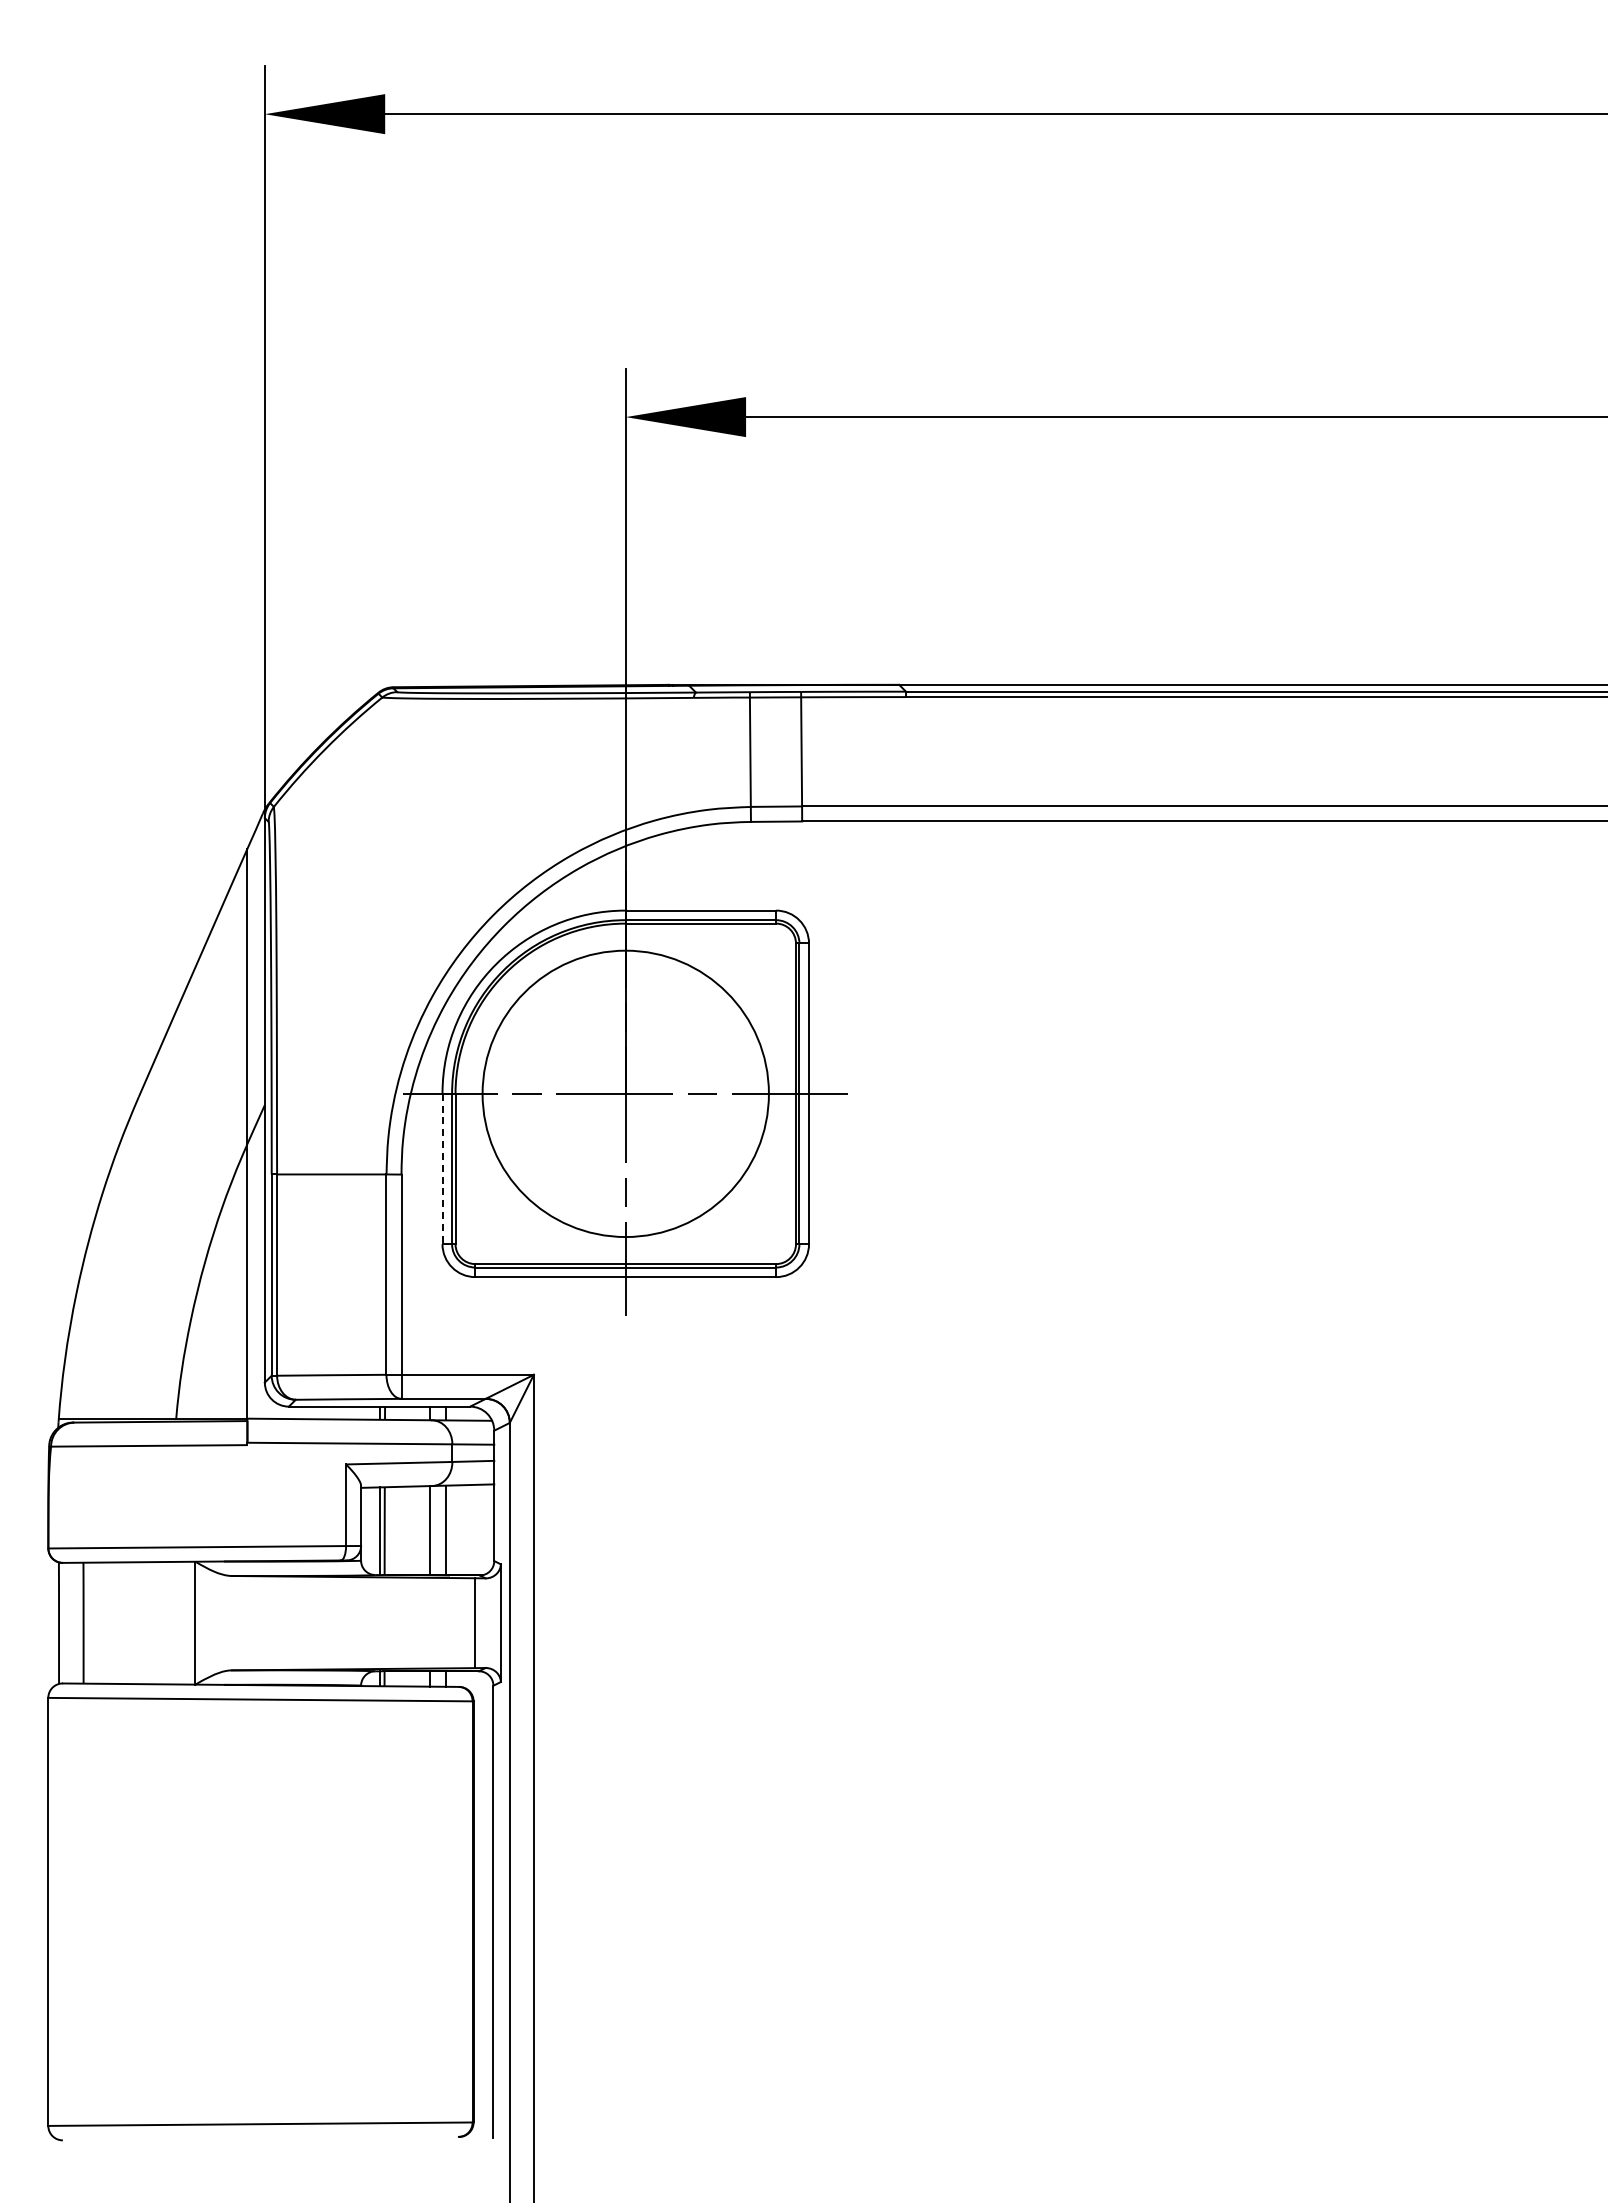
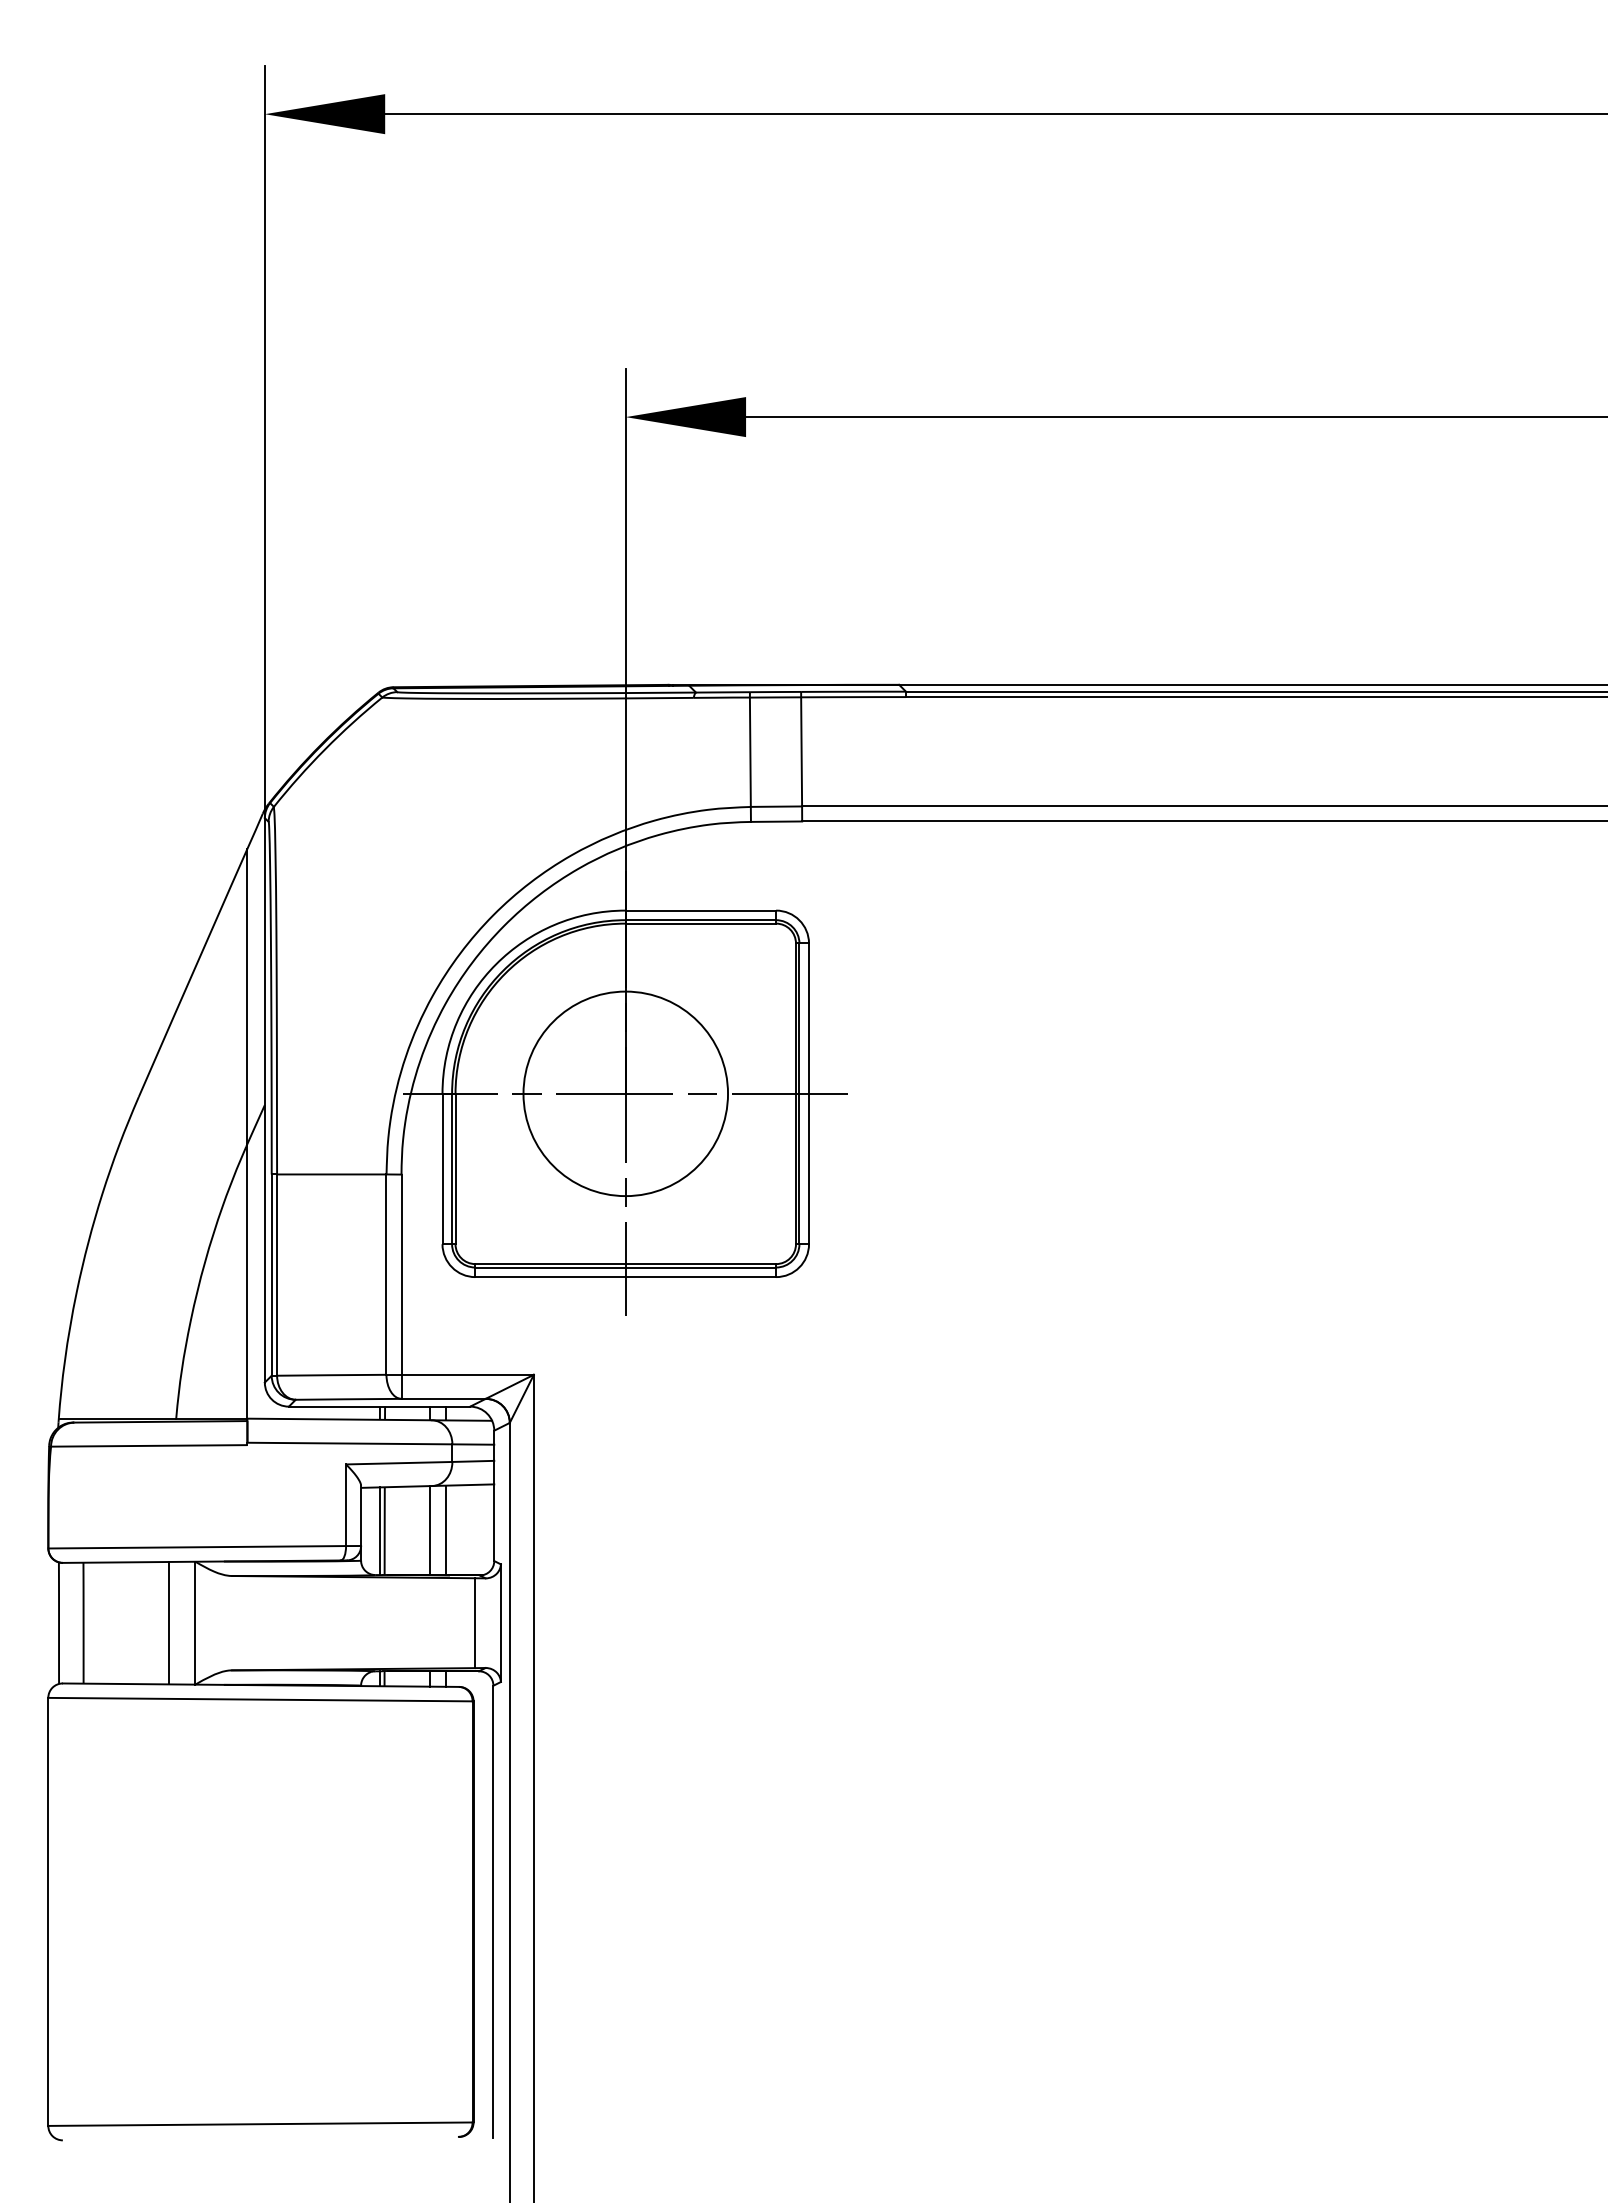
circle diameter: 286 px -> 205 px (625, 1093)
line: dashed -> solid (442, 1169)
line: none -> present (168, 1622)
